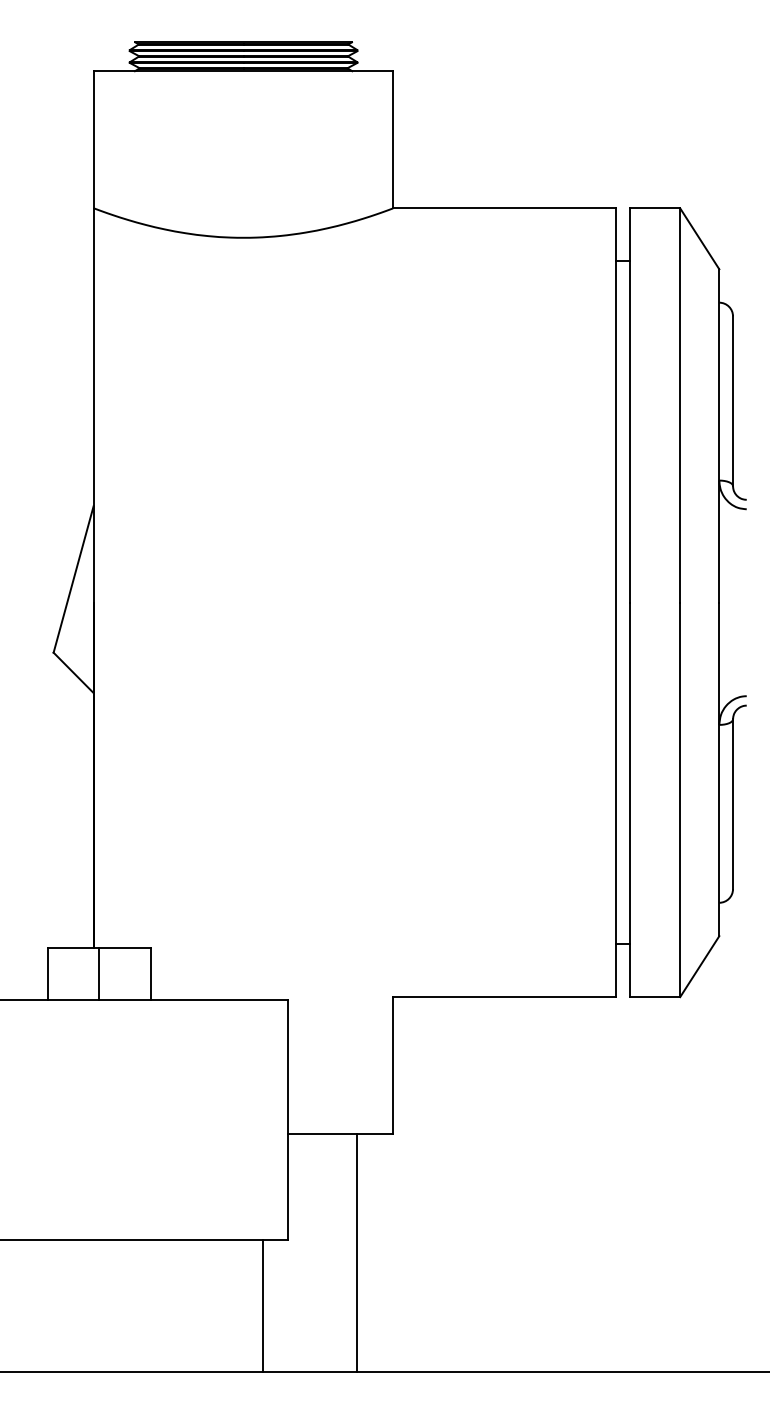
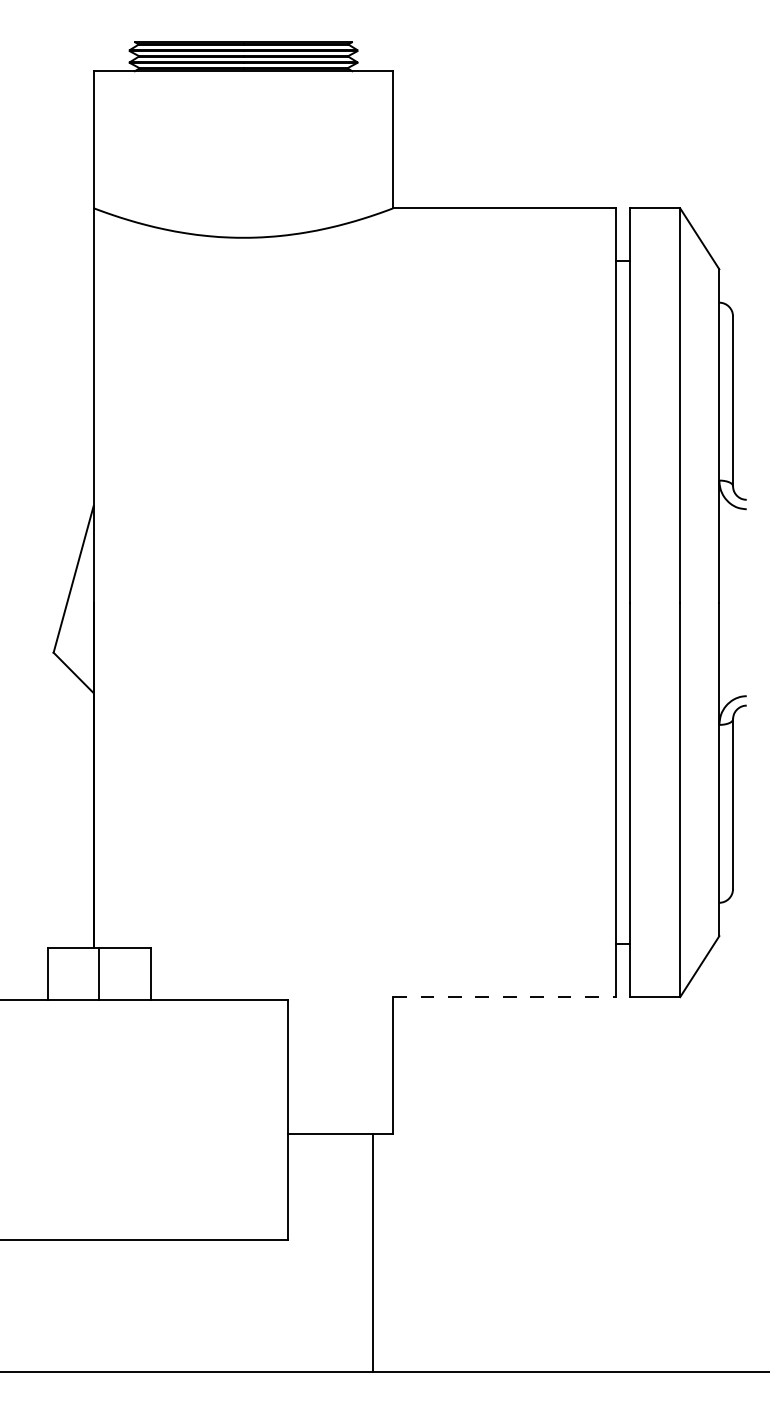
line: solid -> dashed (504, 997)
line position: (357, 1252) -> (373, 1252) (373, 1252)
line: present -> none (262, 1305)
